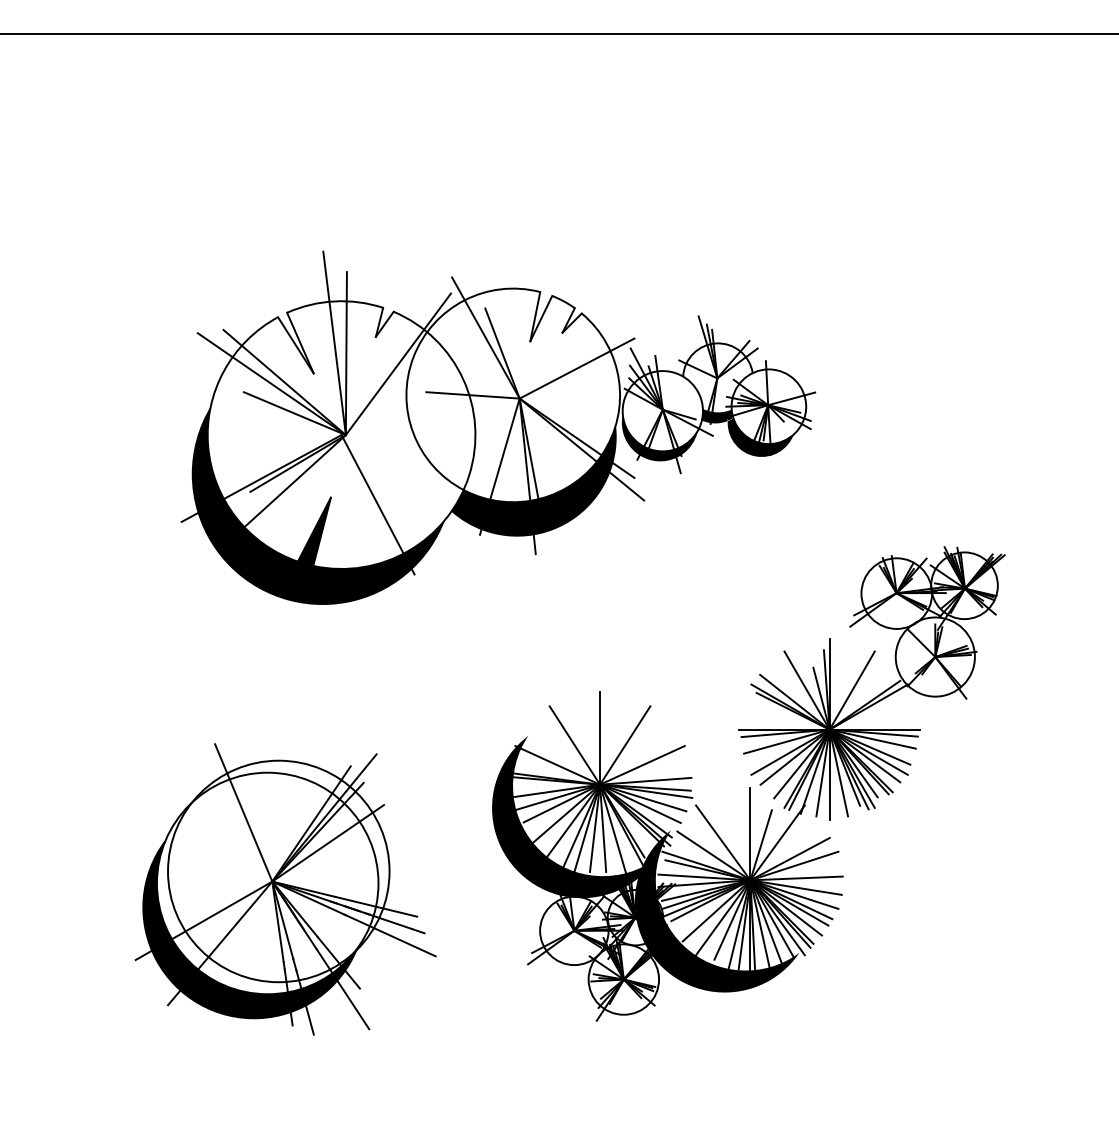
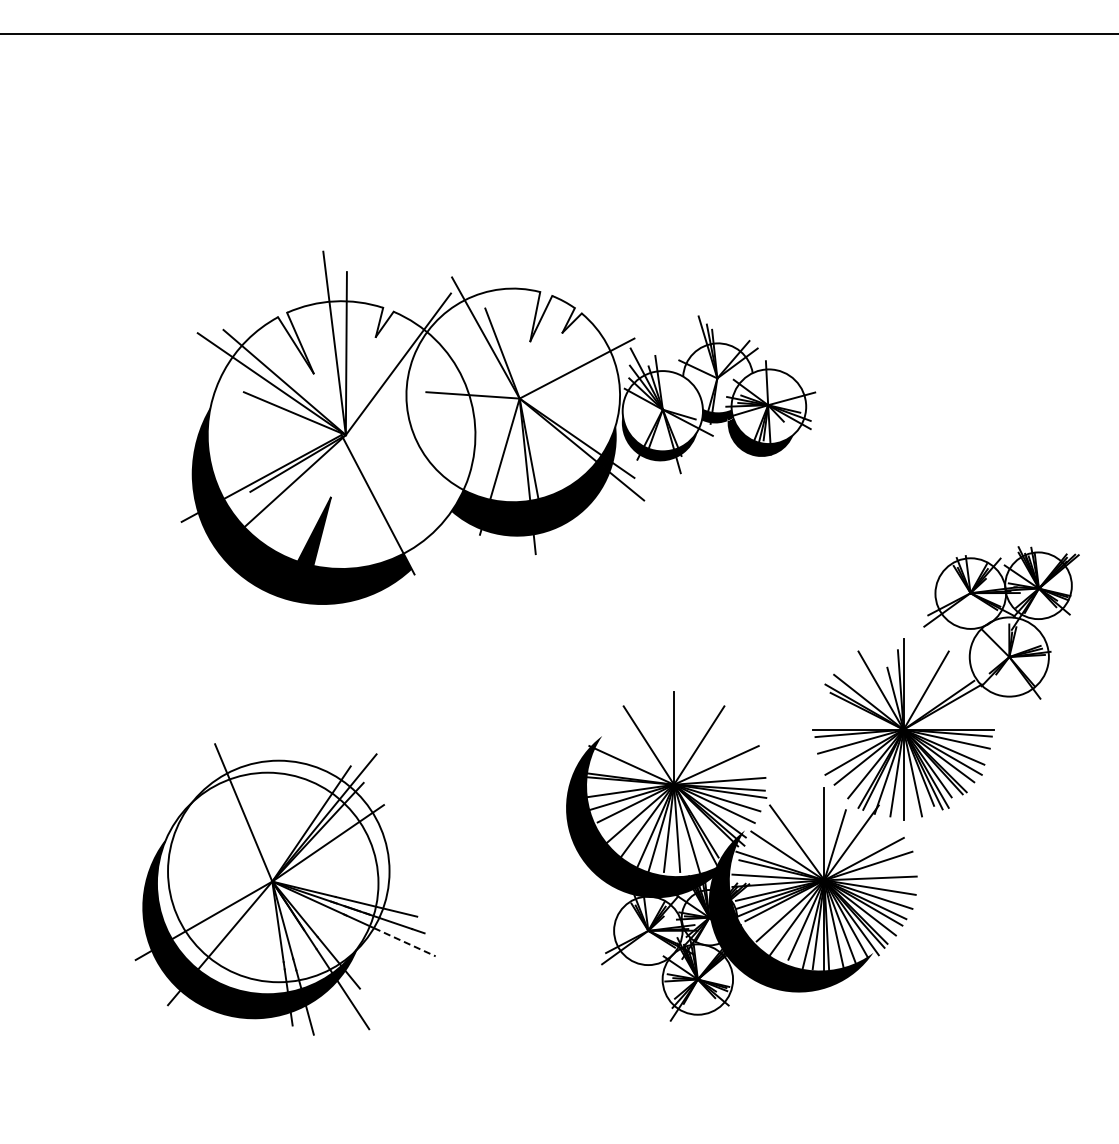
fill: present -> none (424, 544)
part position: (748, 783) -> (822, 783) (822, 783)
line: solid -> dashed (404, 942)
